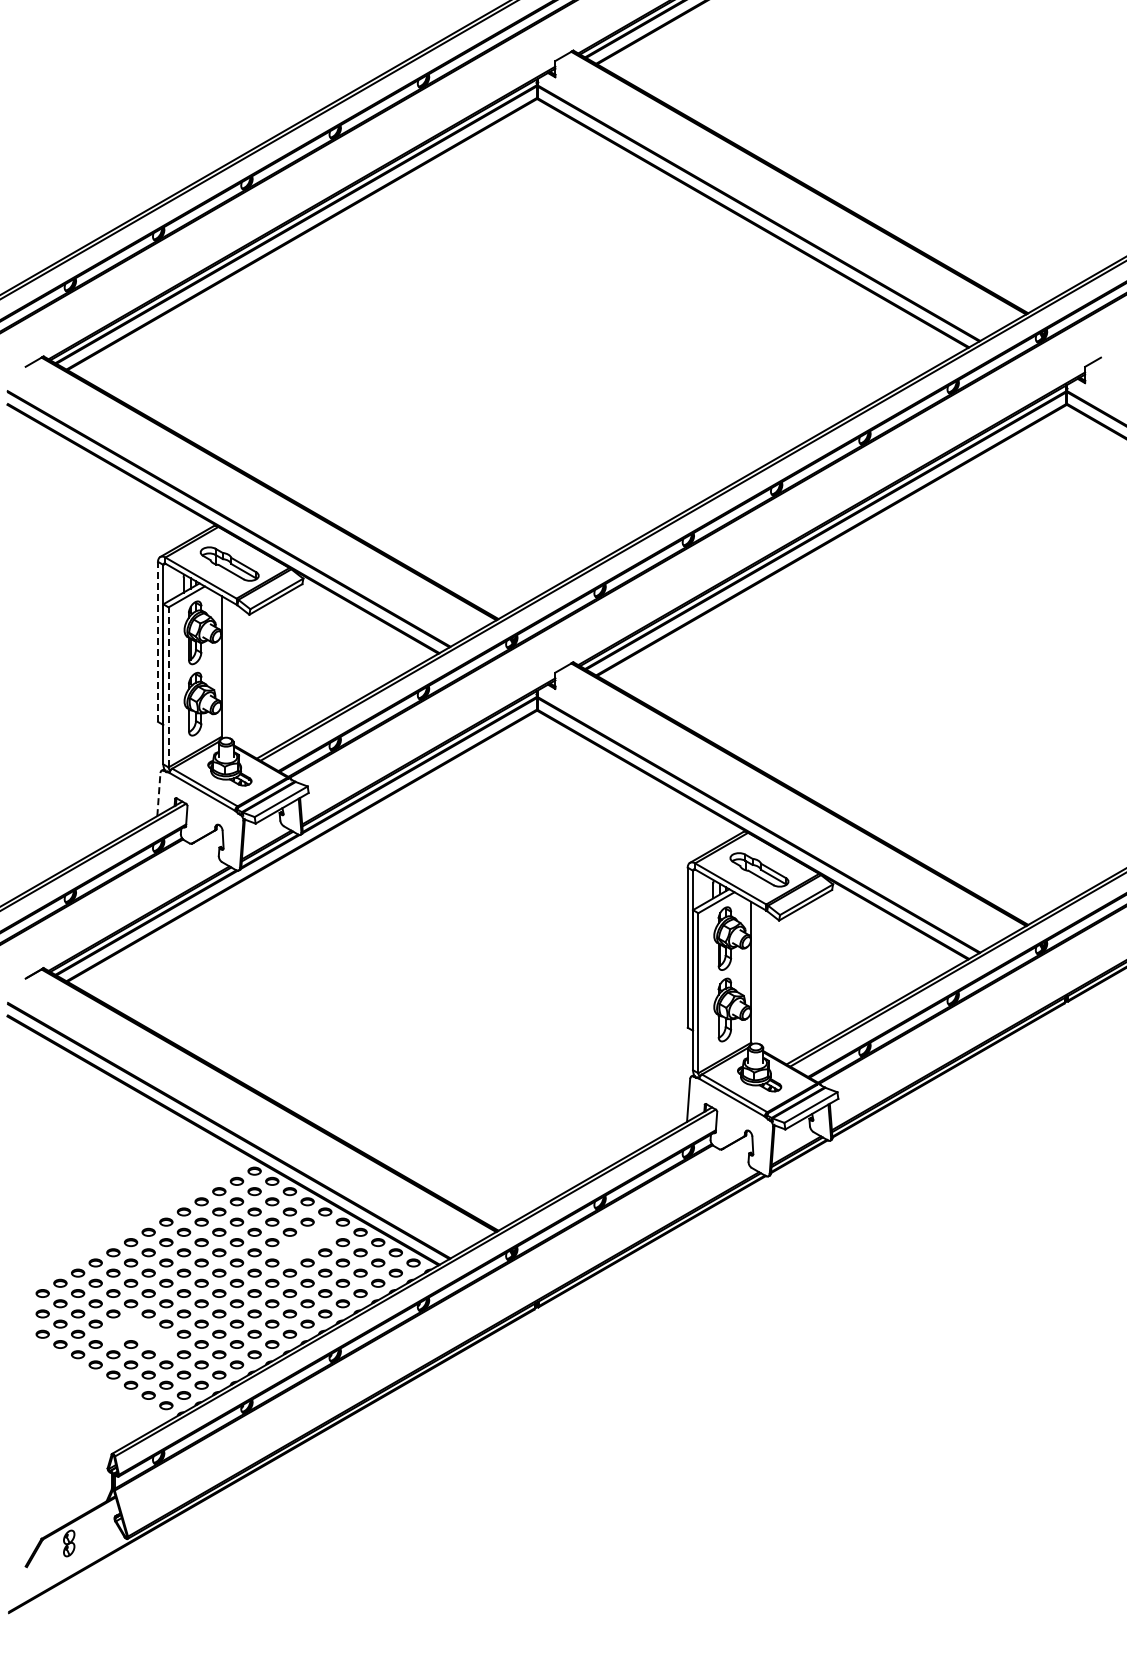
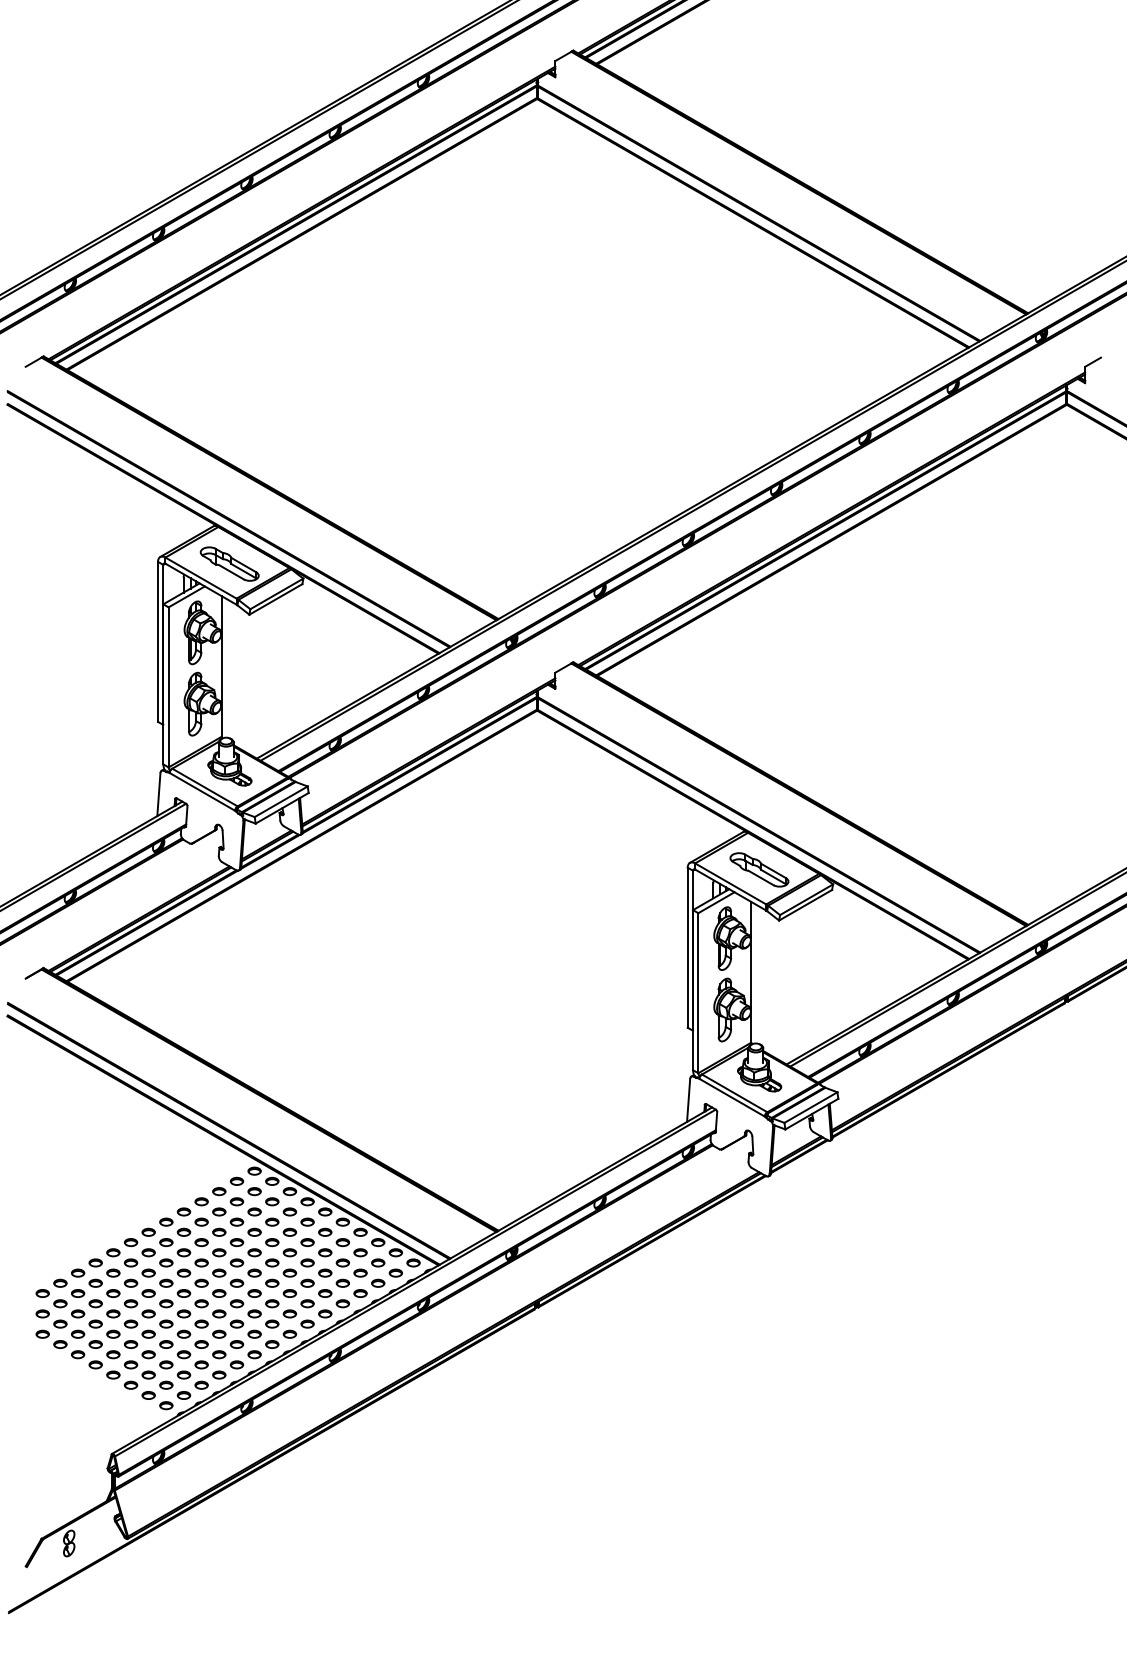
line: dashed -> solid (158, 641)
line: dashed -> solid (168, 686)
line: dashed -> solid (158, 794)
part: none -> present (307, 1242)
part: none -> present (139, 1333)
